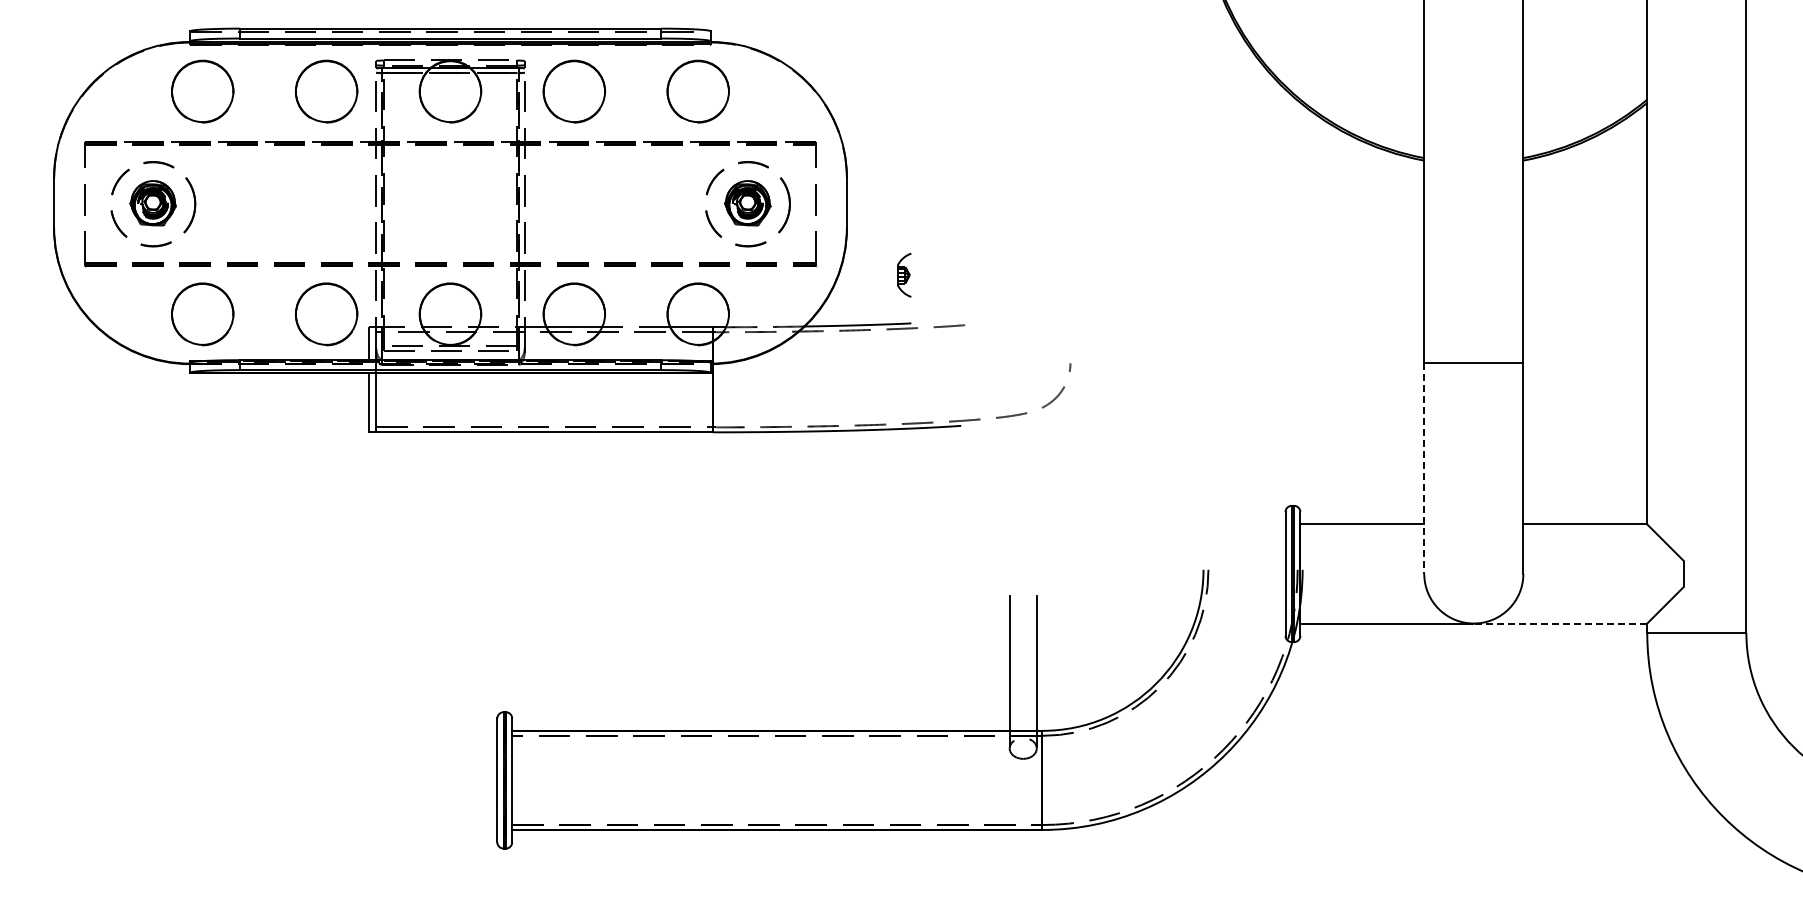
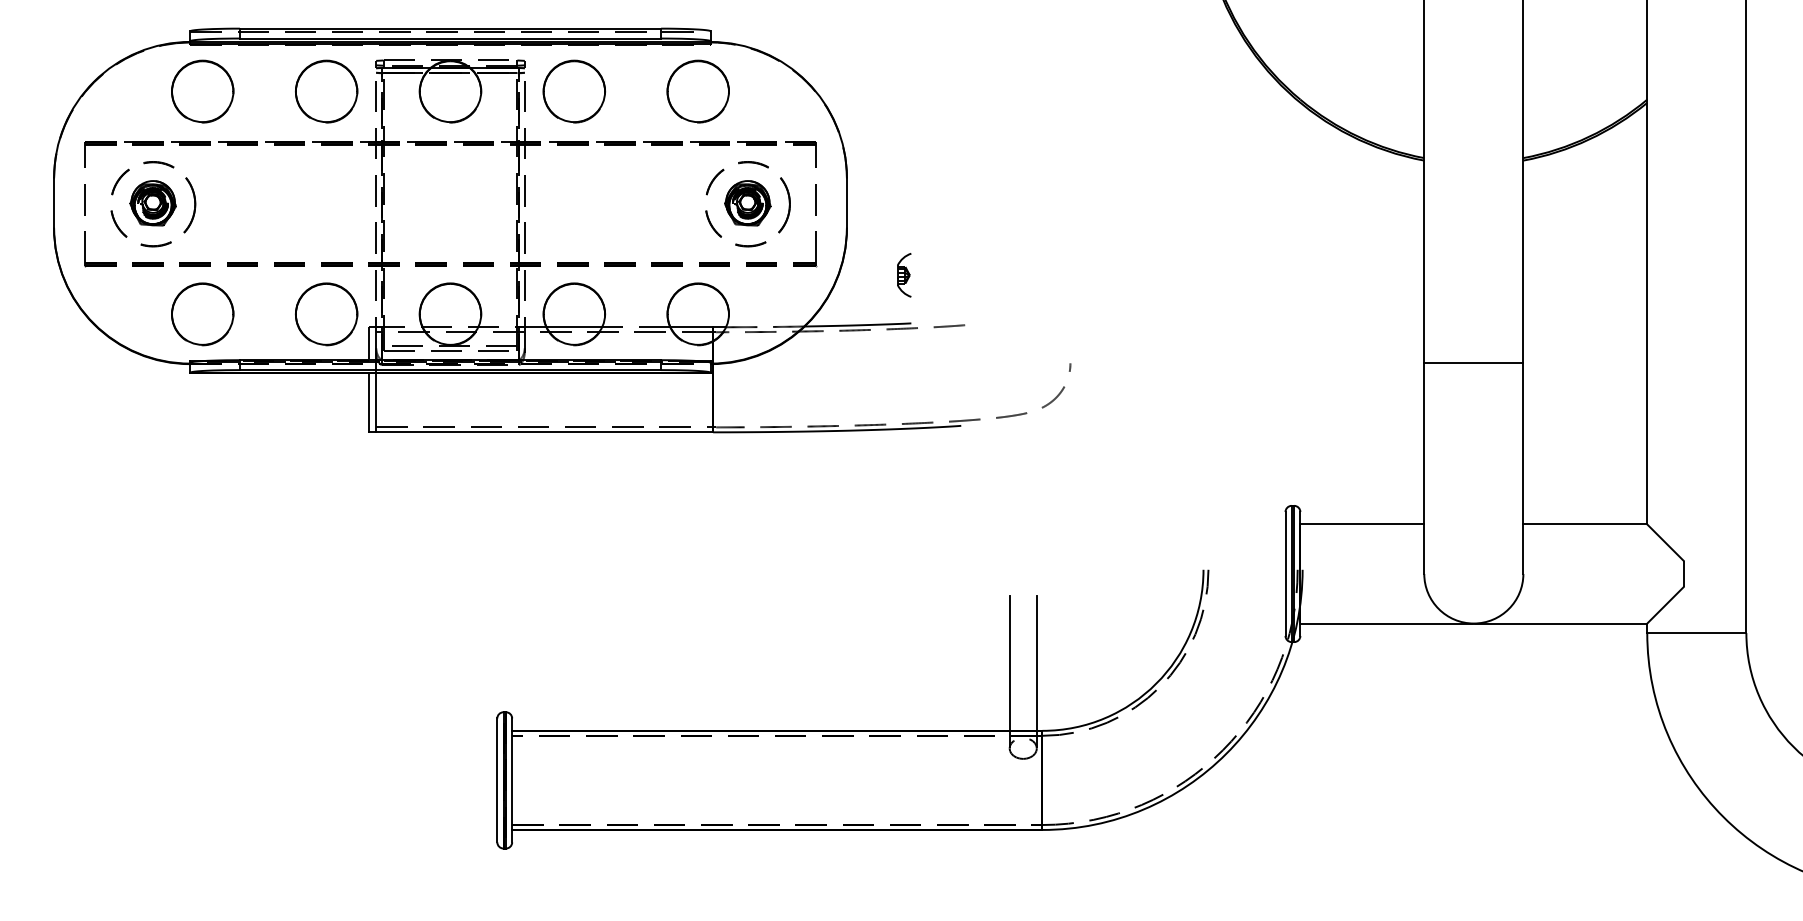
line: dashed -> solid (1424, 469)
line: dashed -> solid (1561, 623)
